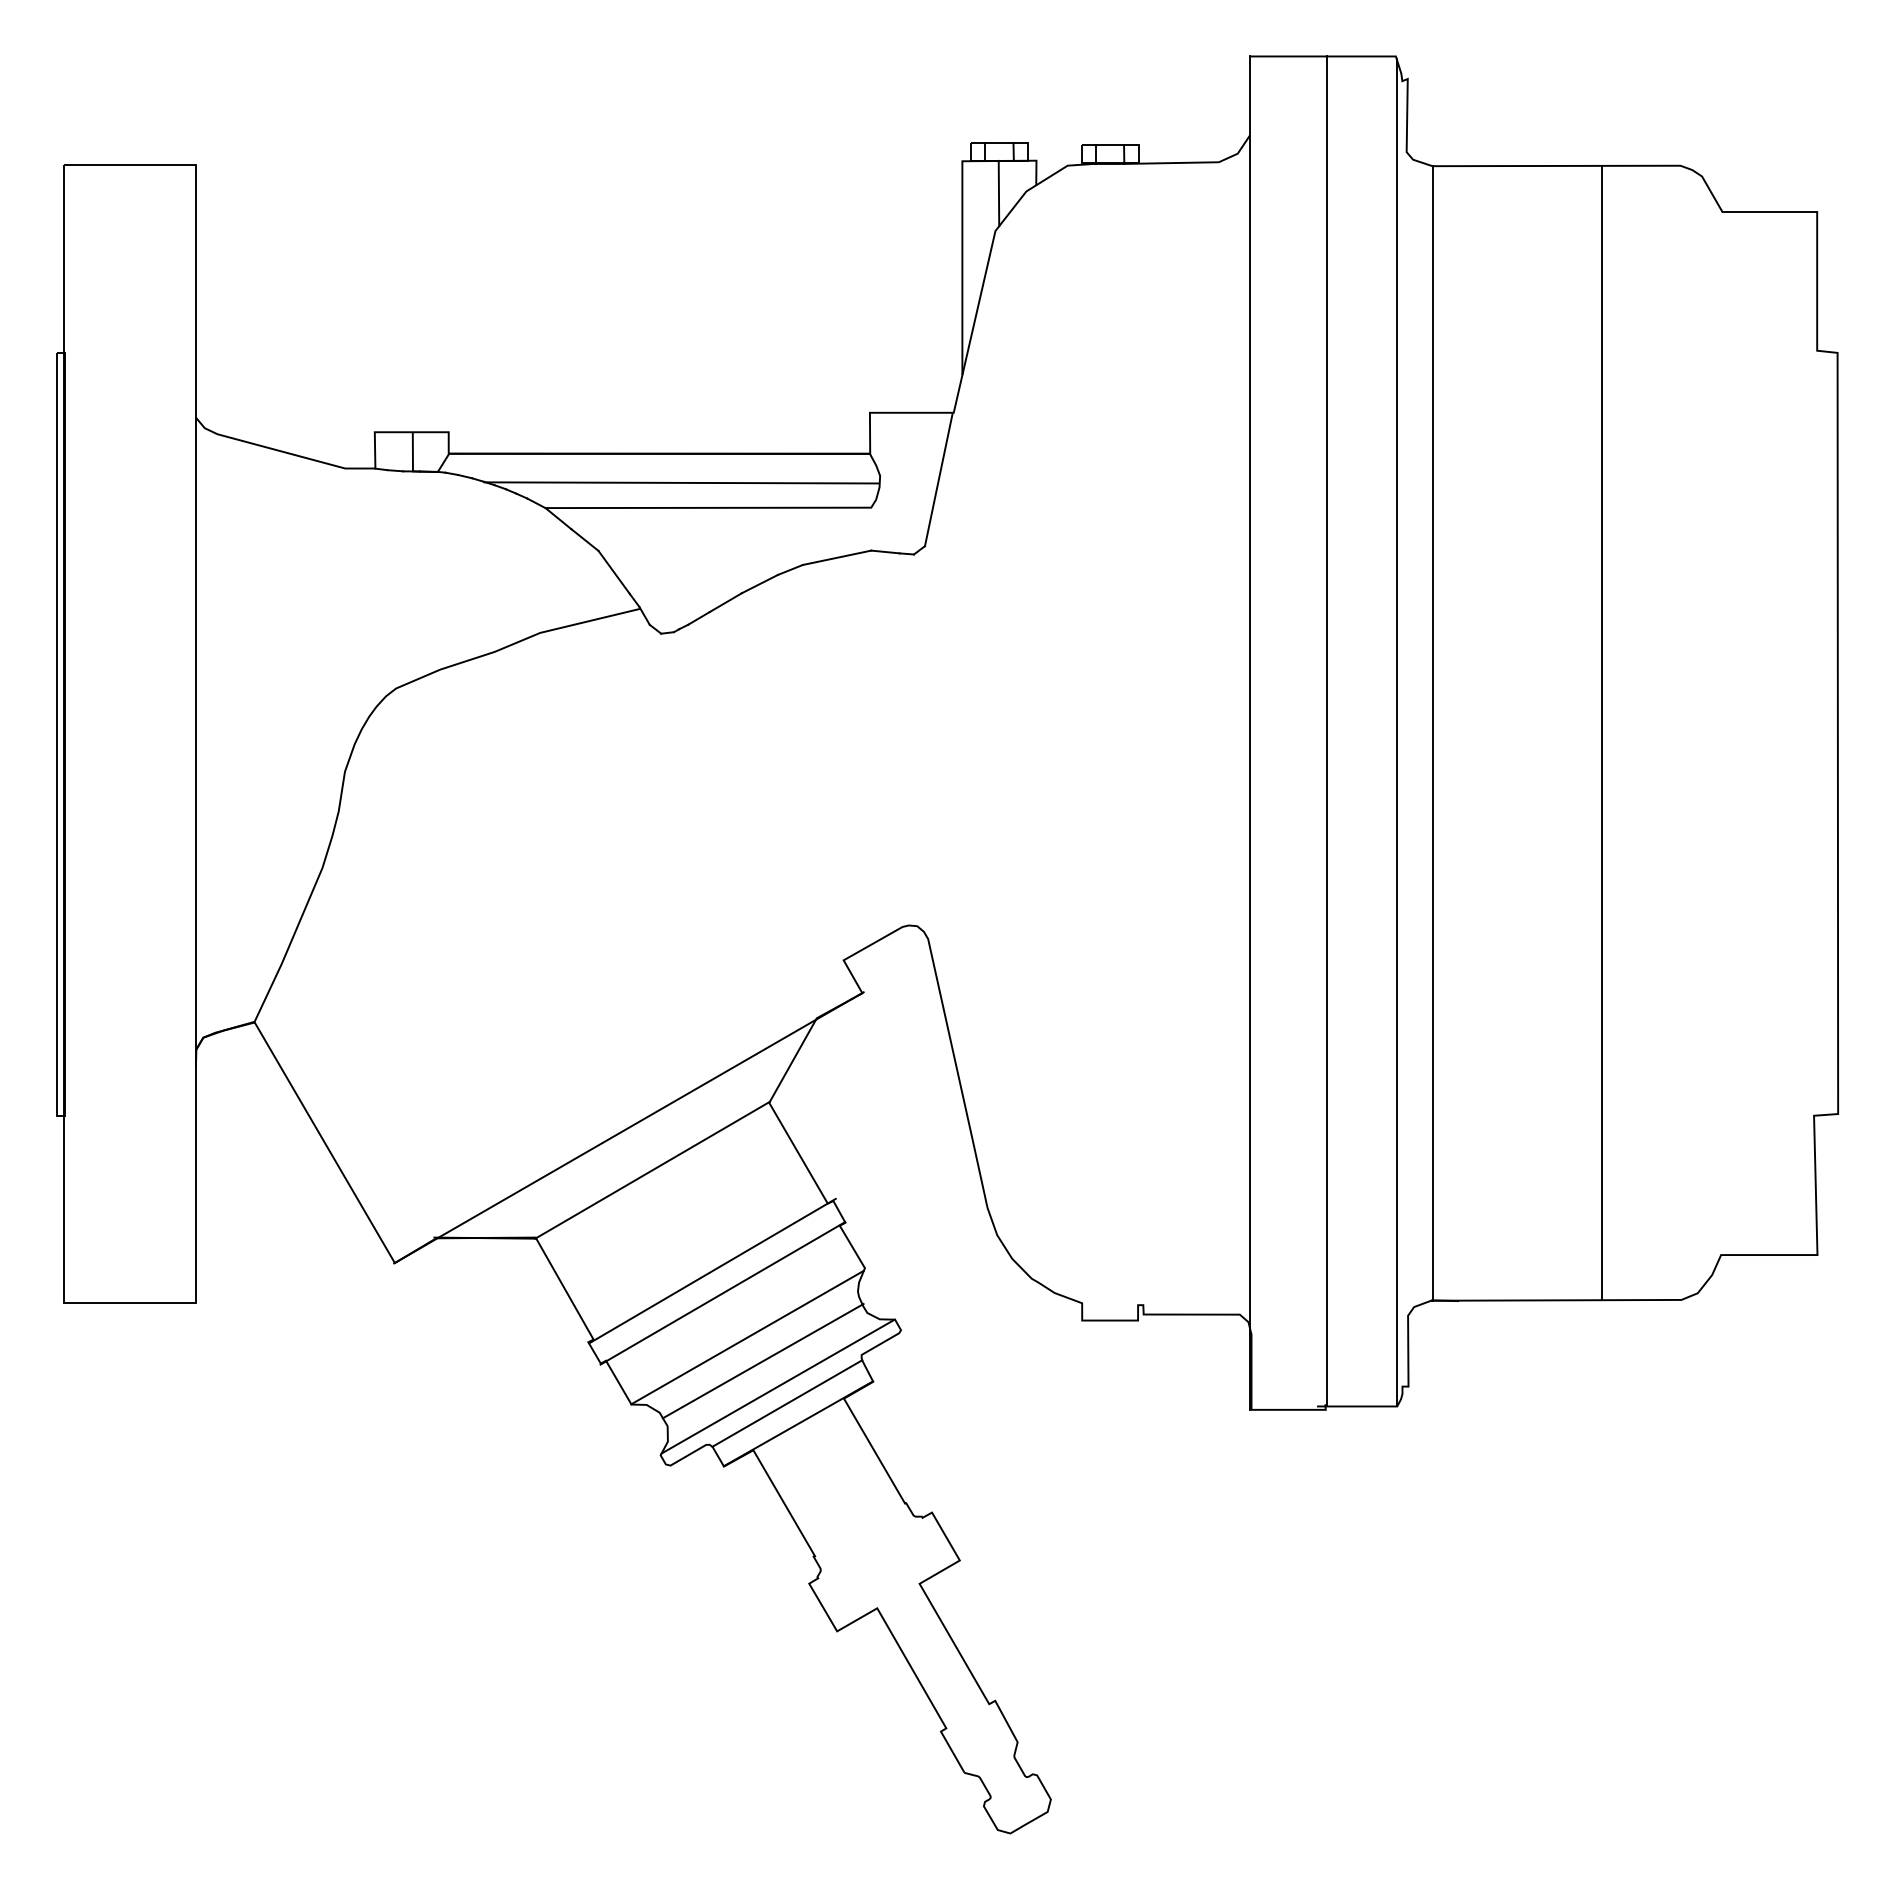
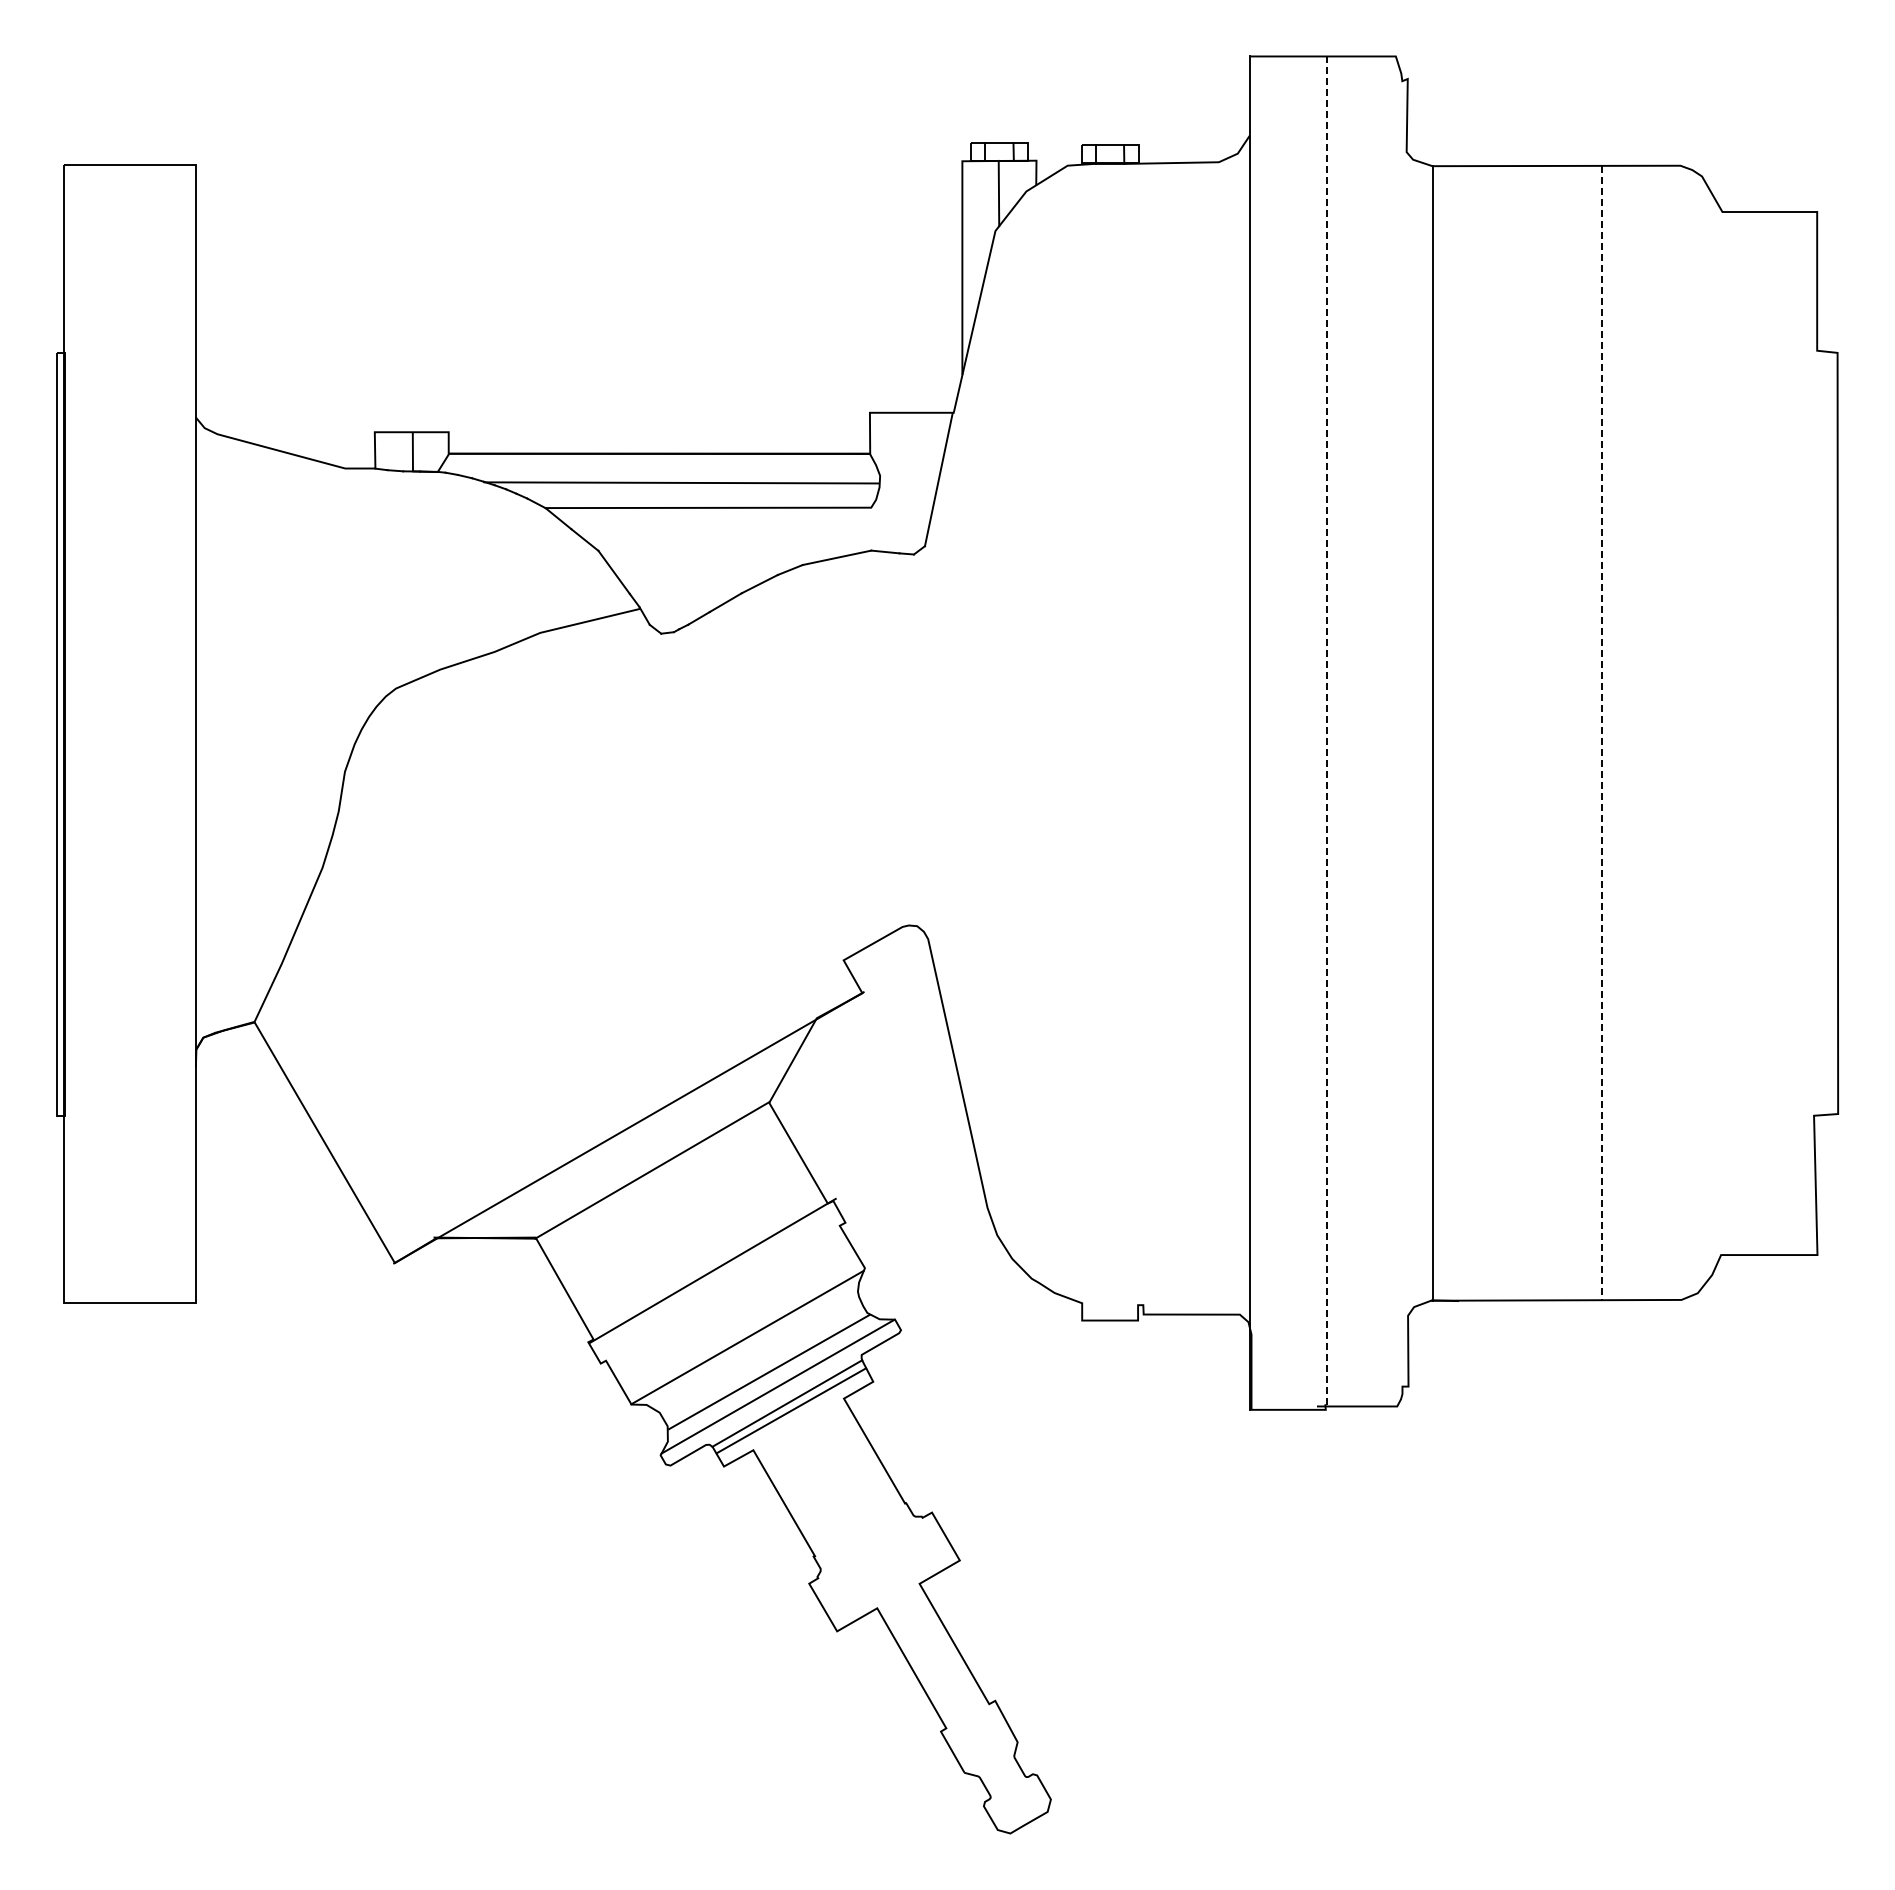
line: solid -> dashed (1326, 731)
line: present -> none (1396, 732)
line: solid -> dashed (1601, 733)
line: present -> none (722, 1293)
line position: (762, 1361) -> (768, 1372) (768, 1372)
line position: (798, 1423) -> (791, 1410) (791, 1410)
